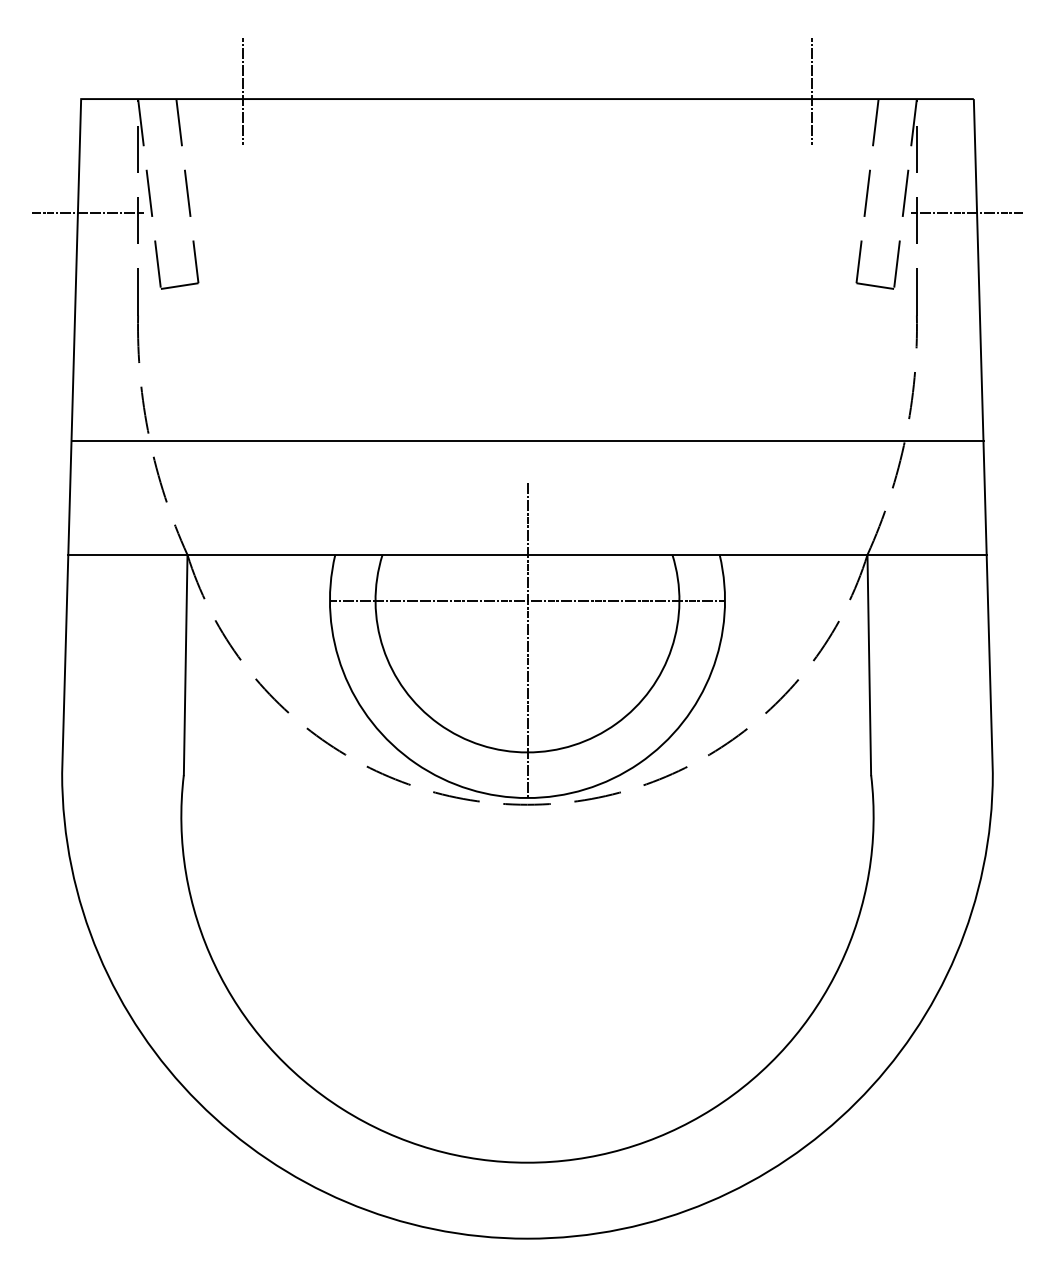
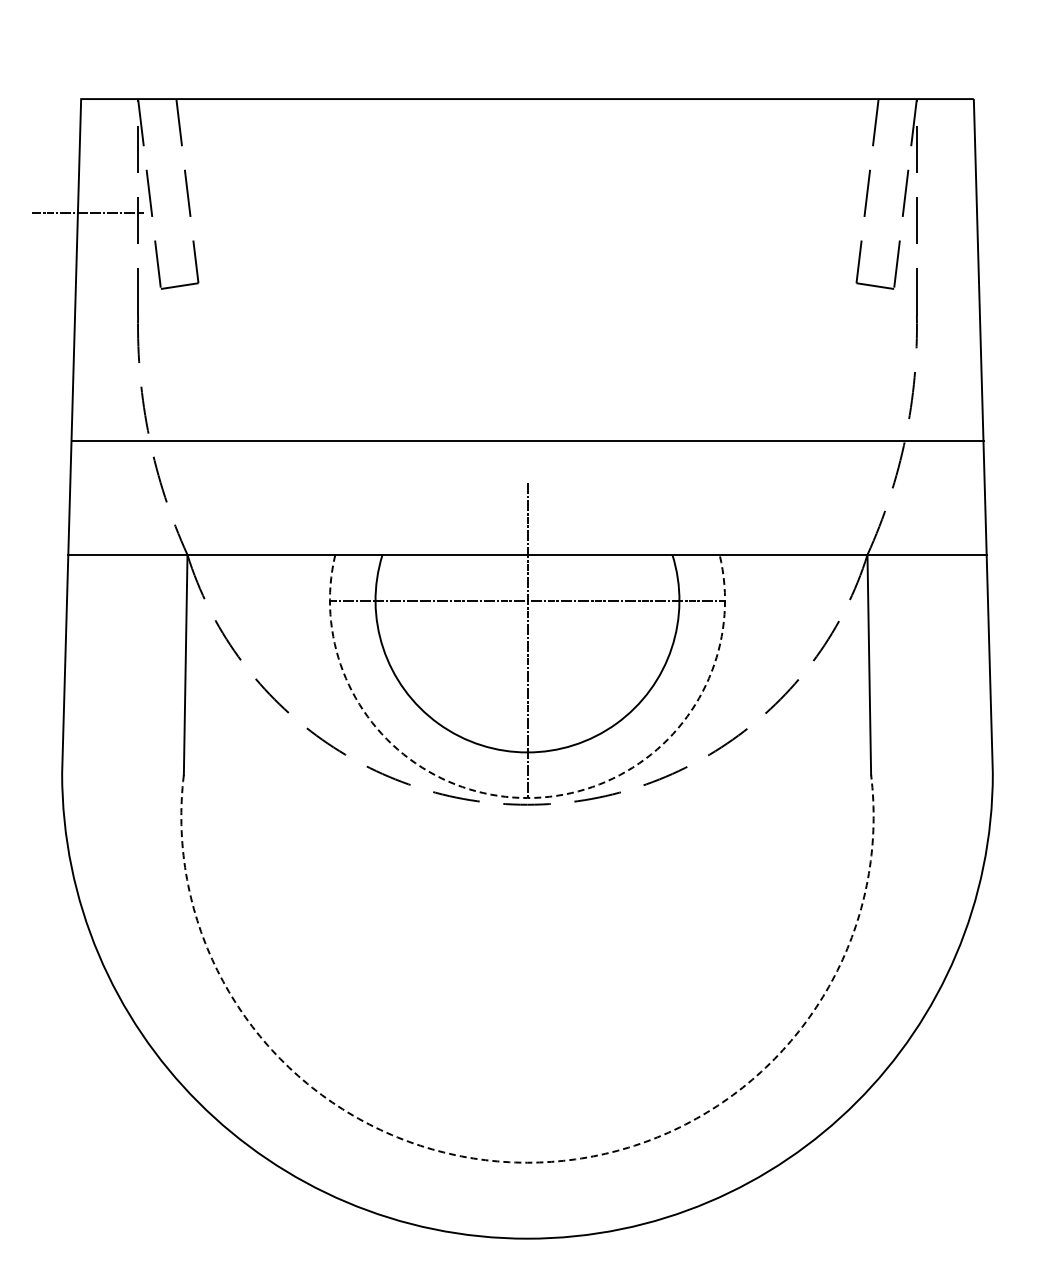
line: present -> none (242, 91)
line: present -> none (812, 91)
line: present -> none (967, 213)
arc: solid -> dashed (527, 798)
arc: solid -> dashed (527, 1162)
